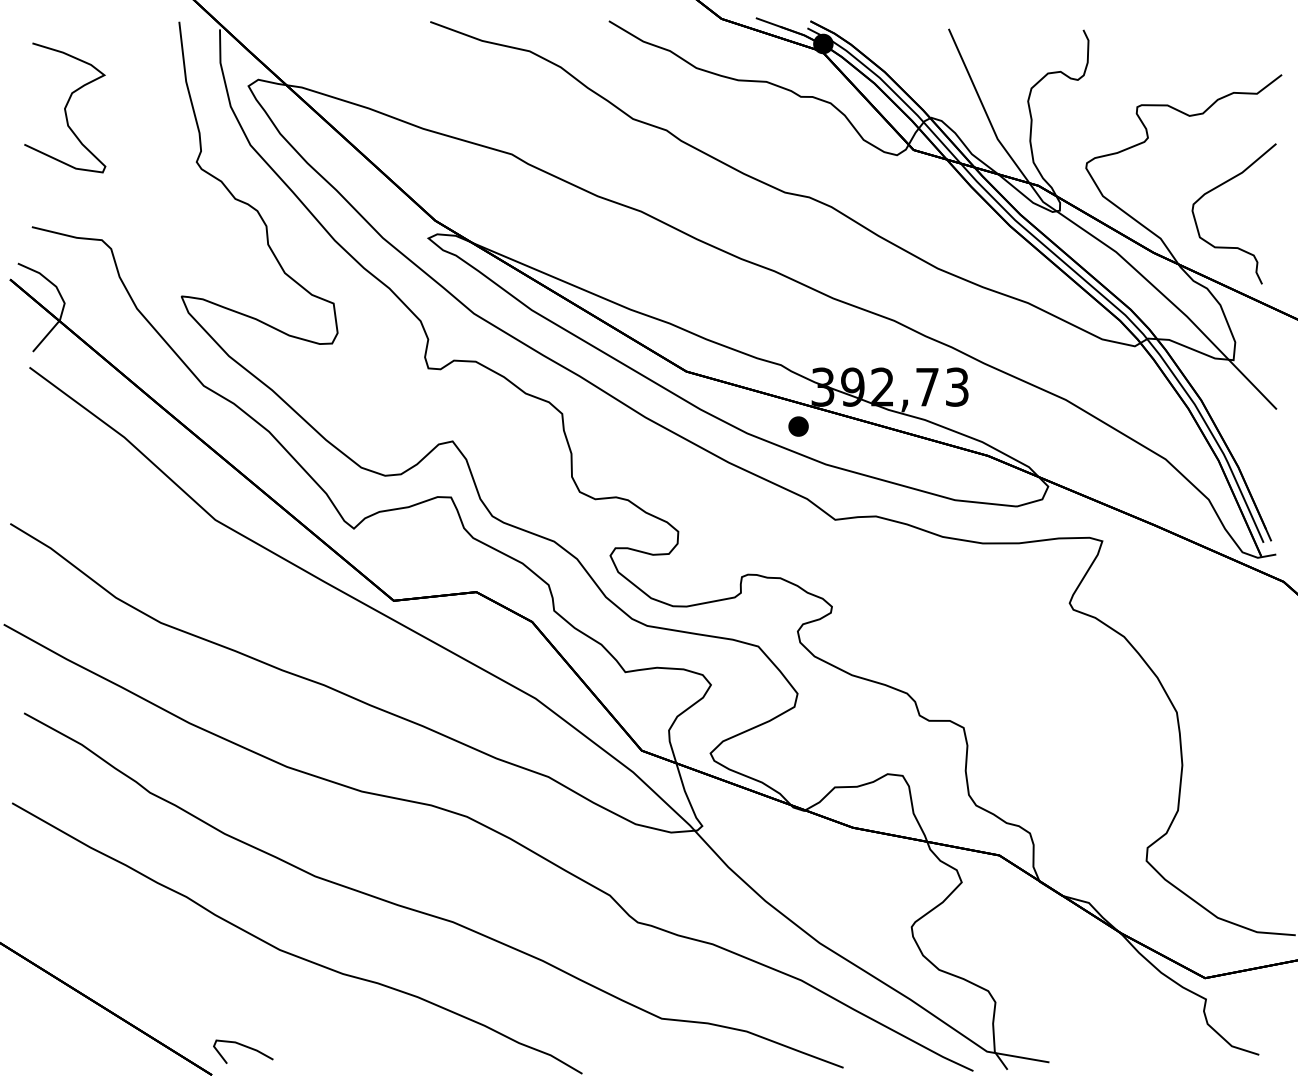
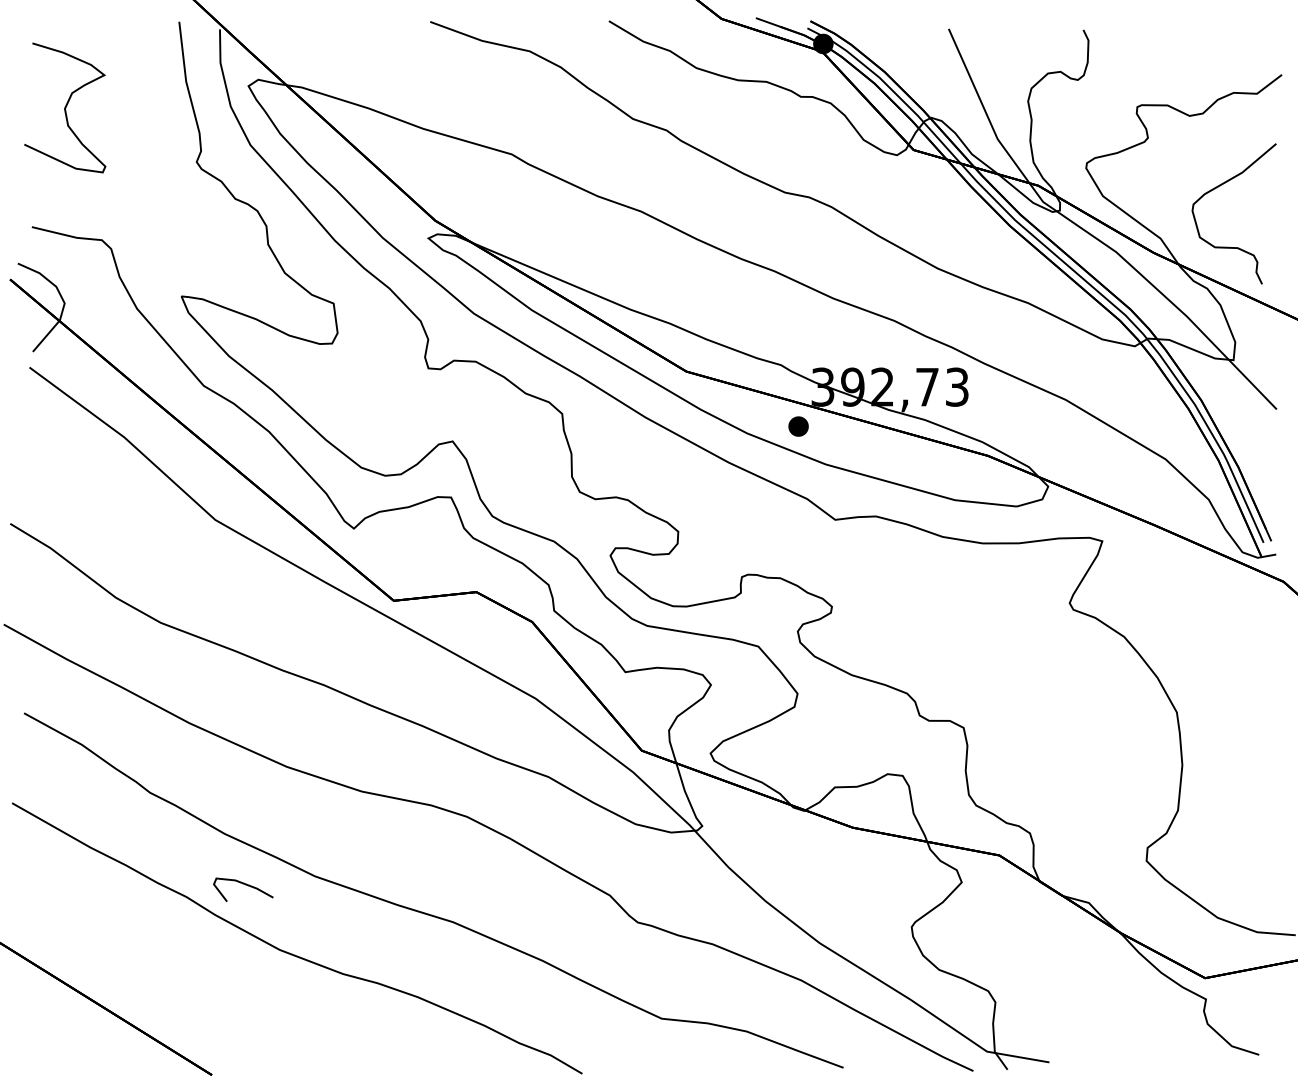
curve position: (245, 1047) -> (245, 885) (245, 885)
